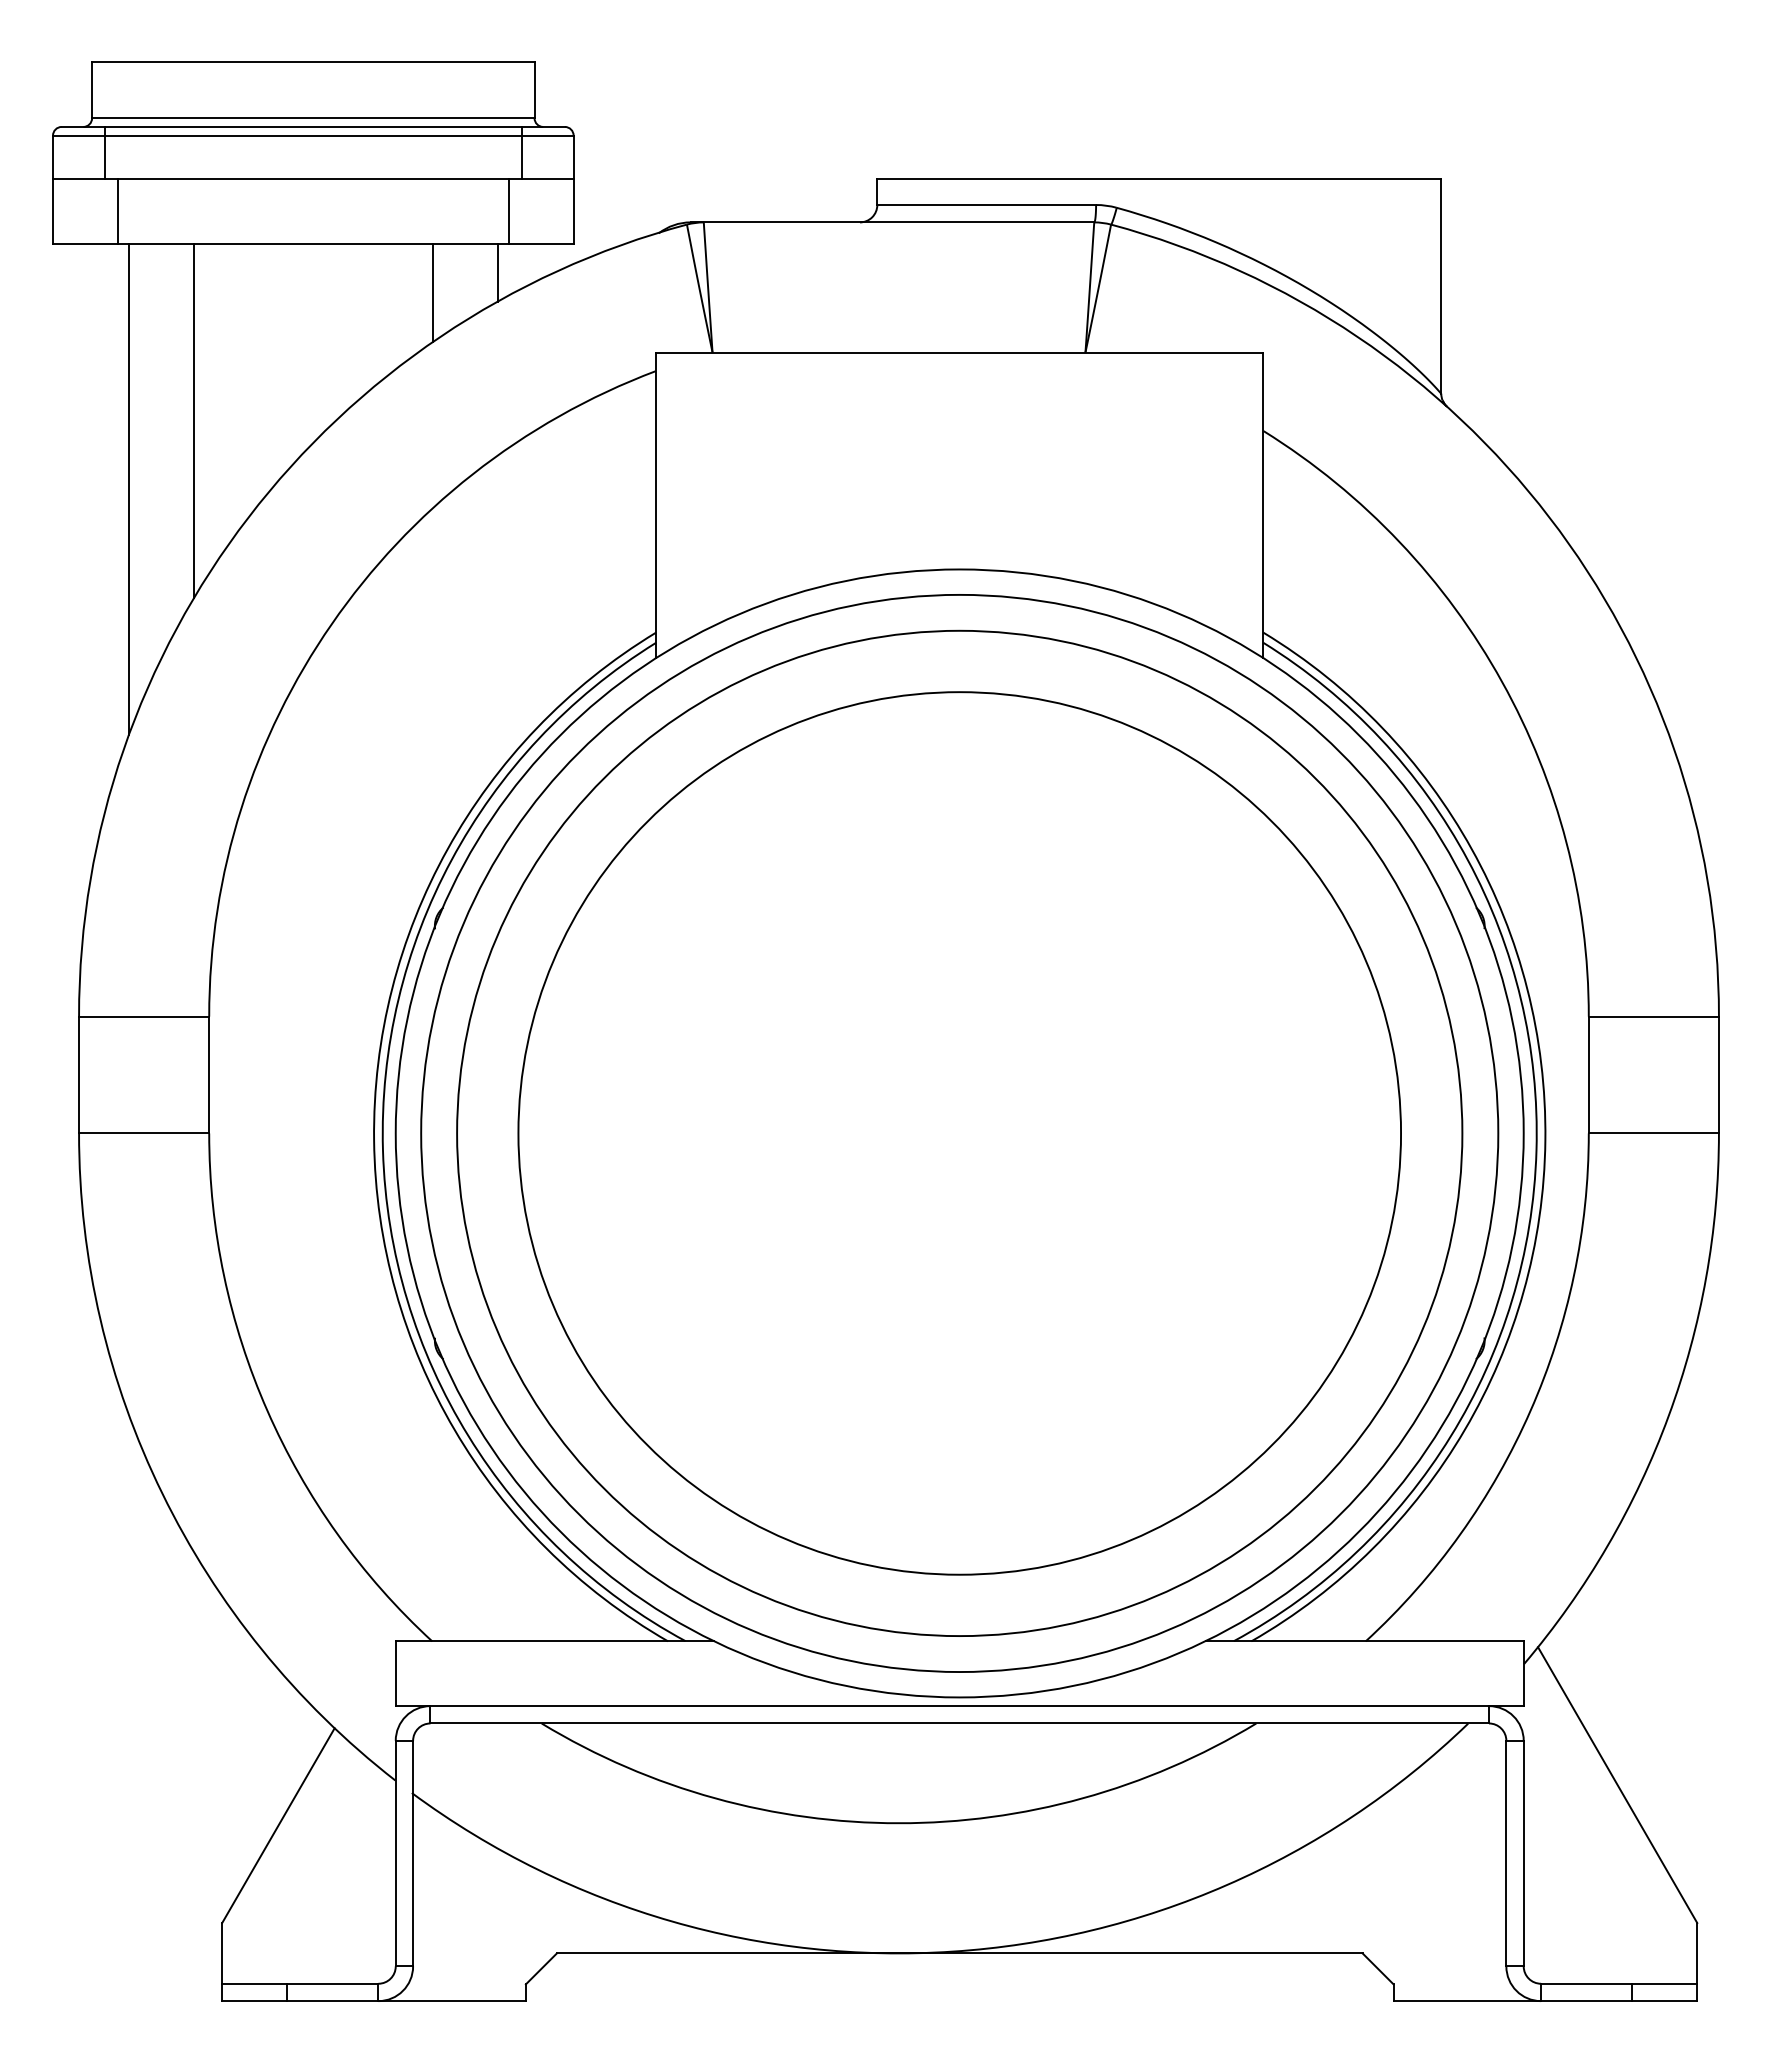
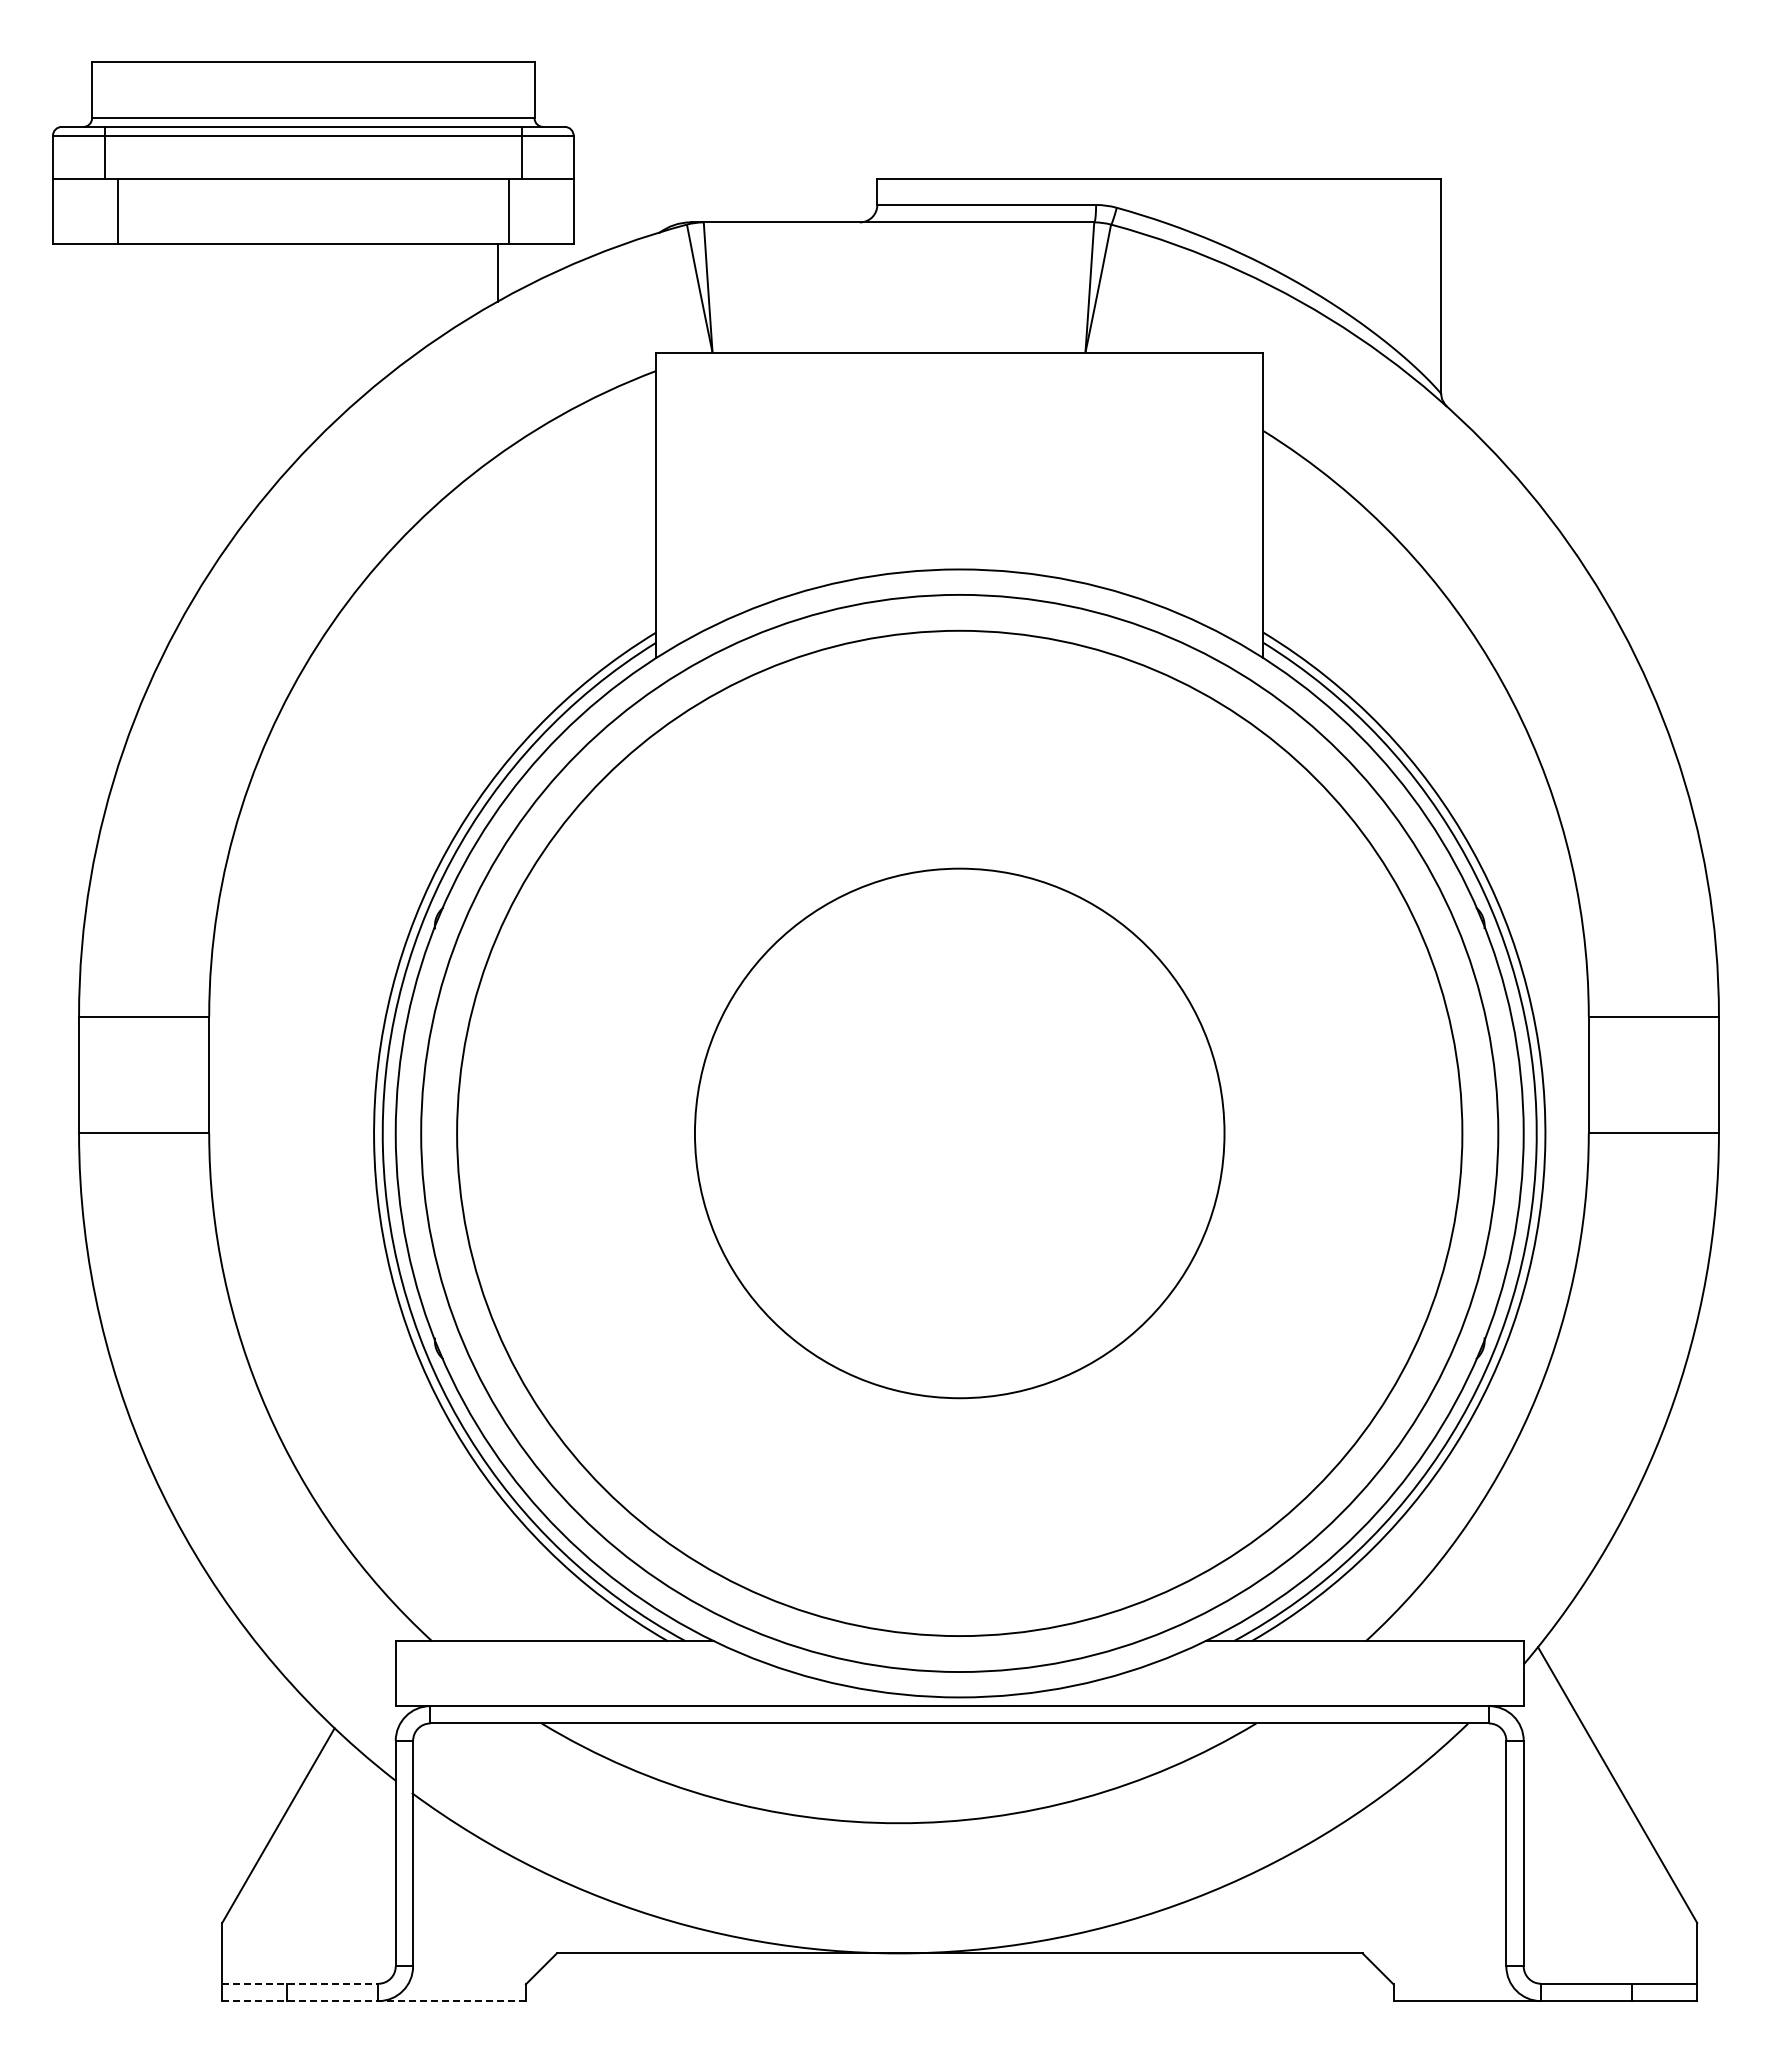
line: present -> none (432, 293)
line: present -> none (194, 420)
line: present -> none (128, 489)
circle diameter: 883 px -> 530 px (959, 1133)
line: solid -> dashed (300, 1983)
line: solid -> dashed (374, 2001)
